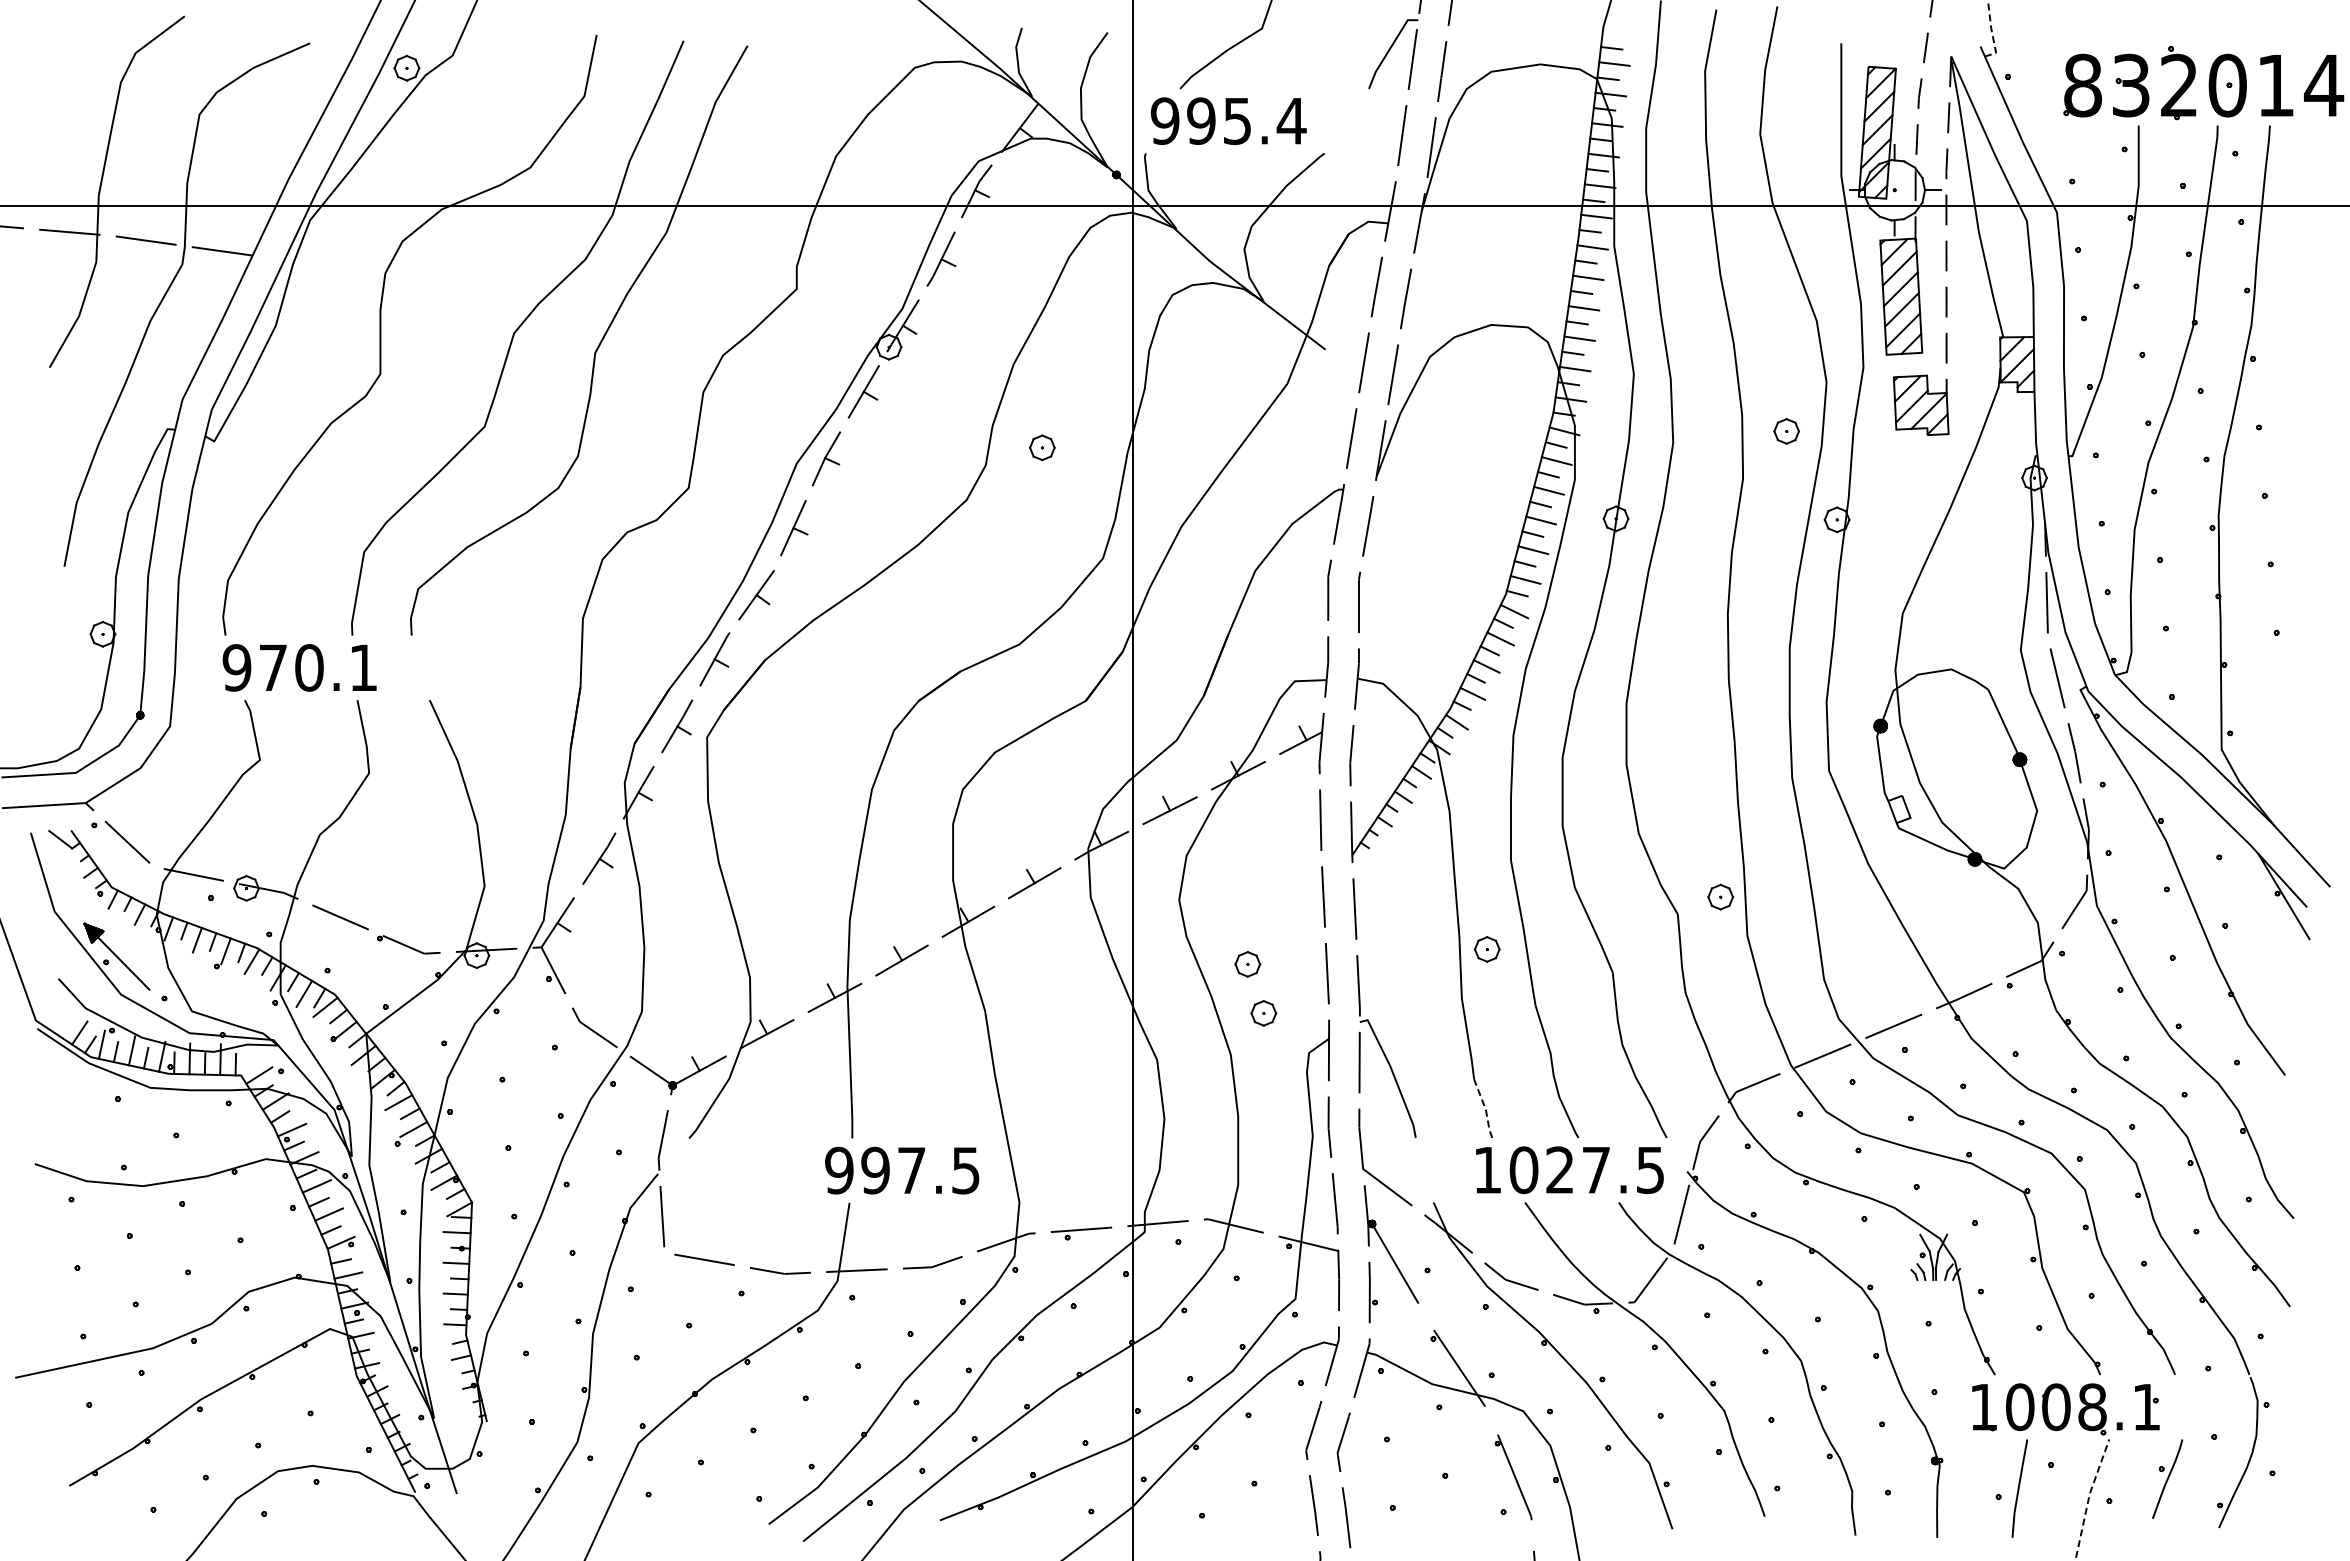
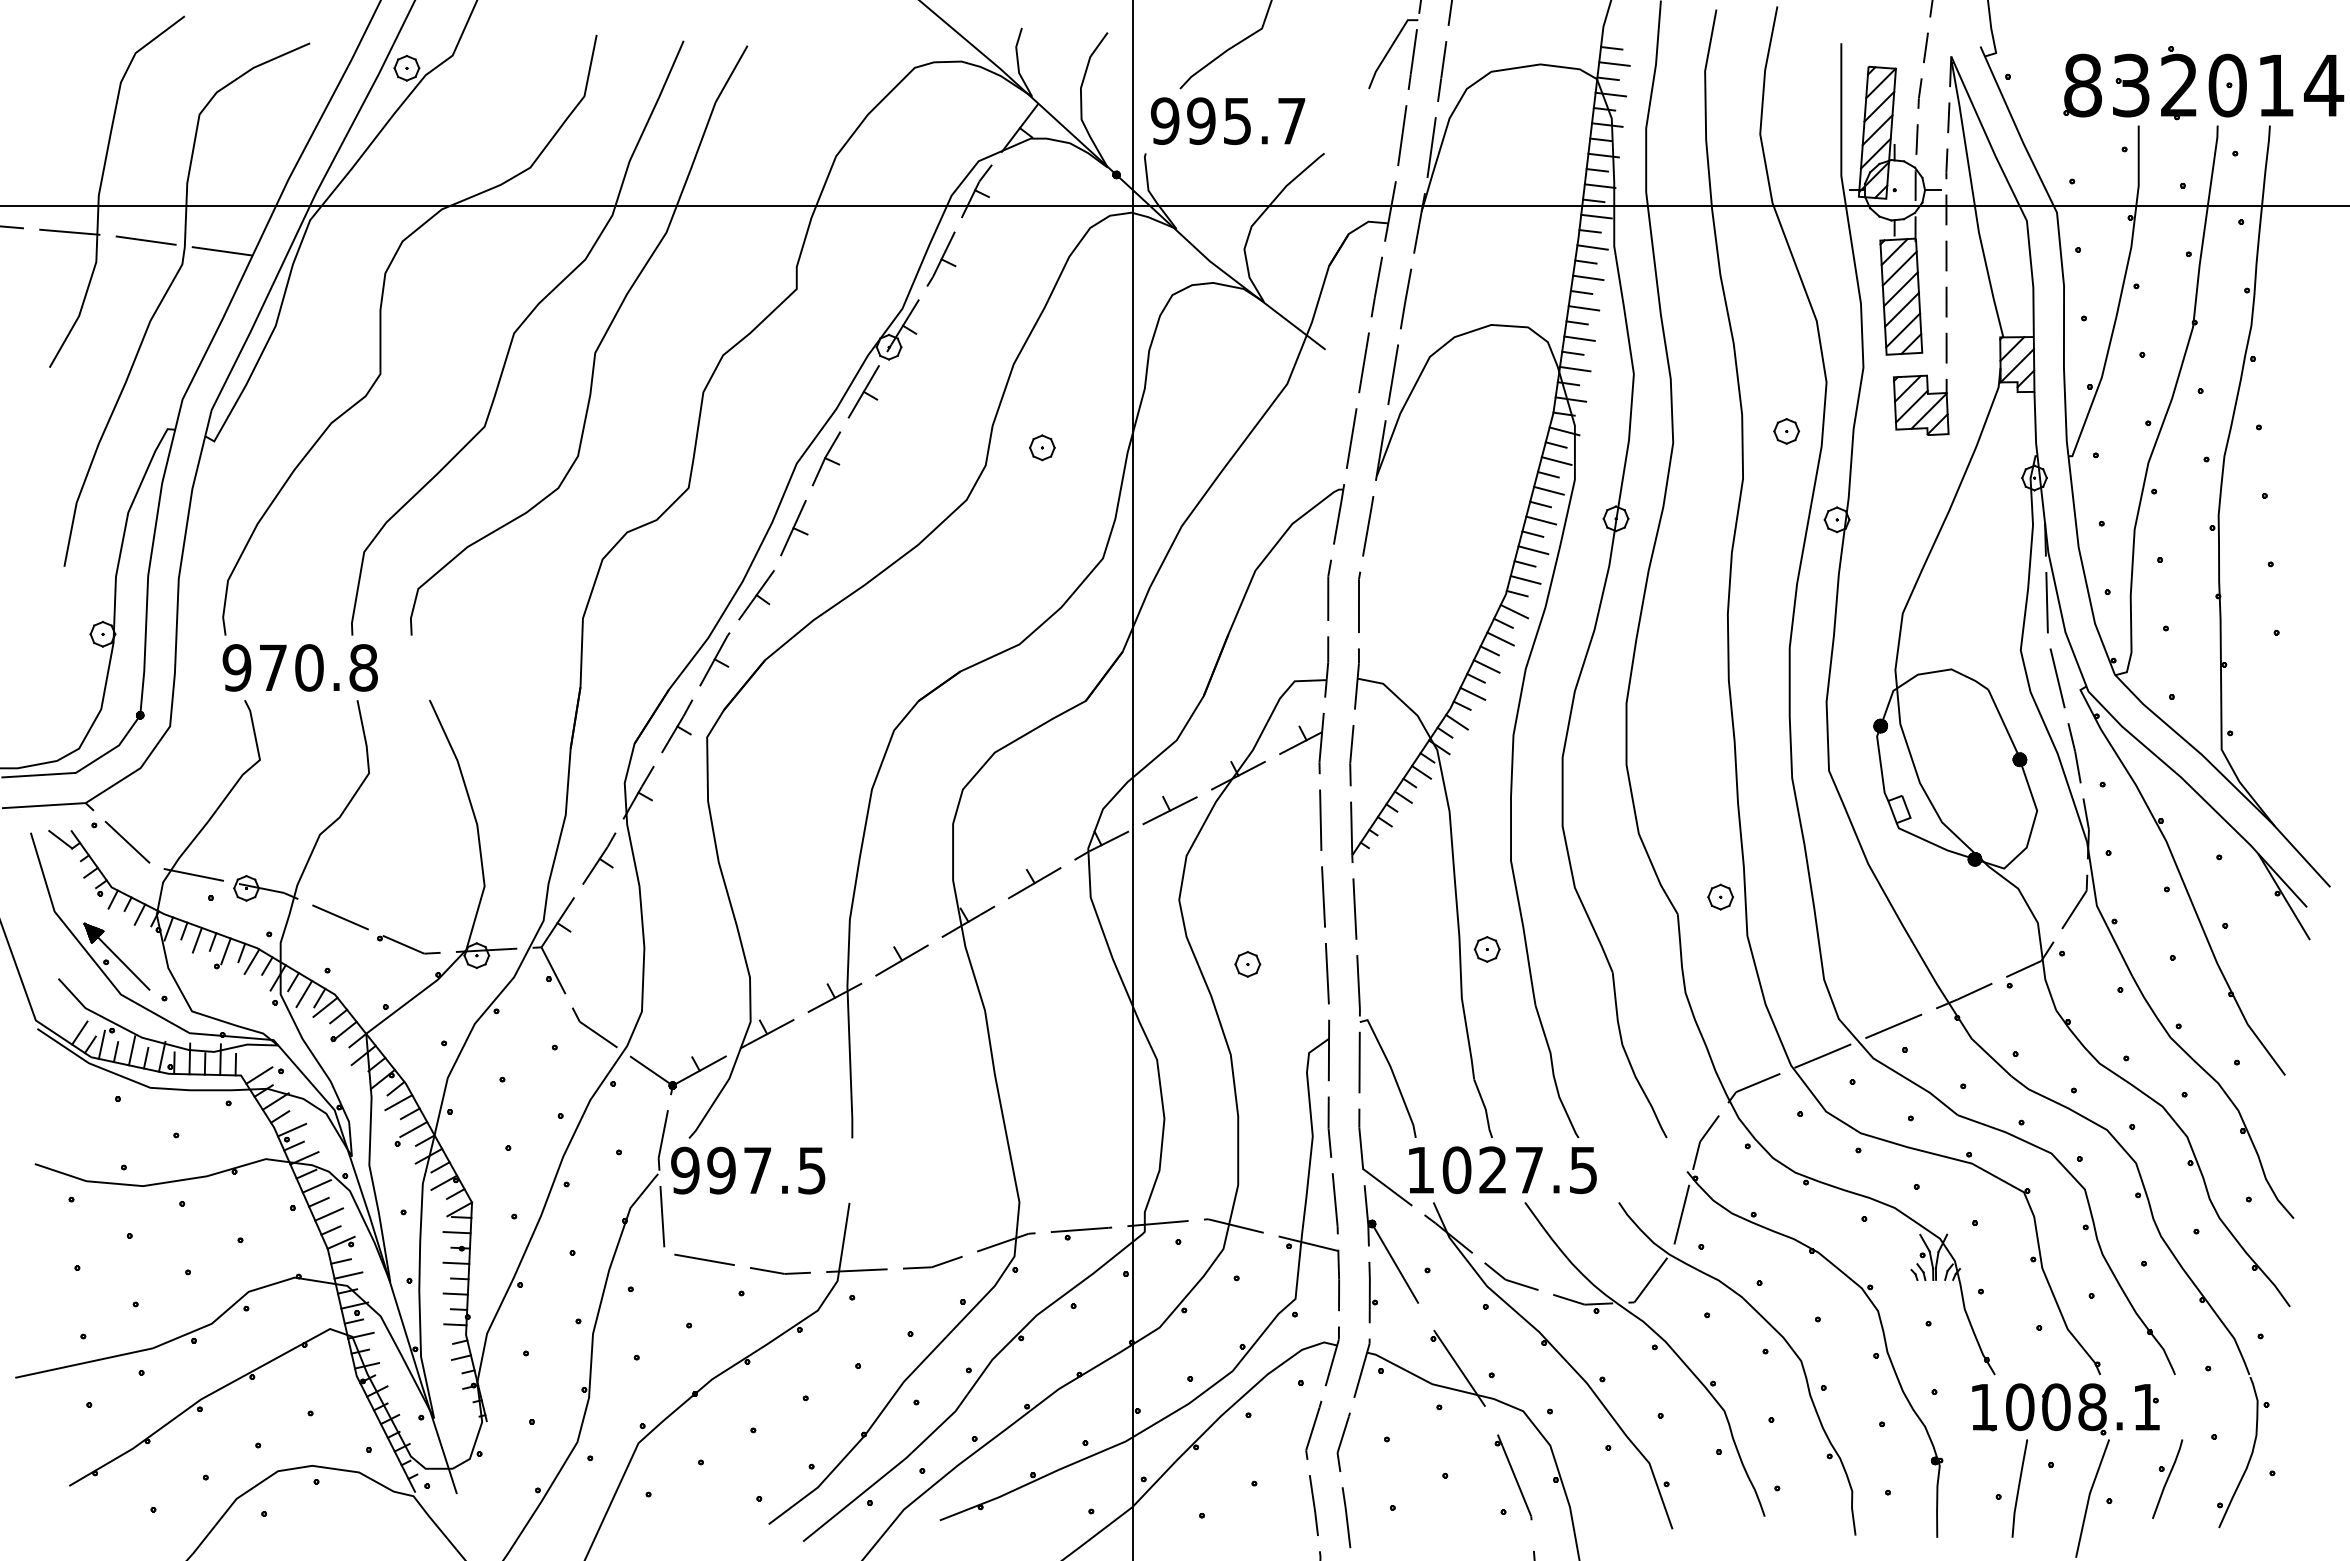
line: dashed -> solid (1992, 33)
text: 995.4 -> 995.7 (1291, 121)
text: 970.1 -> 970.8 (363, 667)
part: present -> none (1263, 1013)
line: dashed -> solid (1485, 1108)
text position: (902, 1170) -> (748, 1170) (748, 1170)
text position: (1569, 1170) -> (1502, 1170) (1502, 1170)
line: dashed -> solid (2089, 1496)
